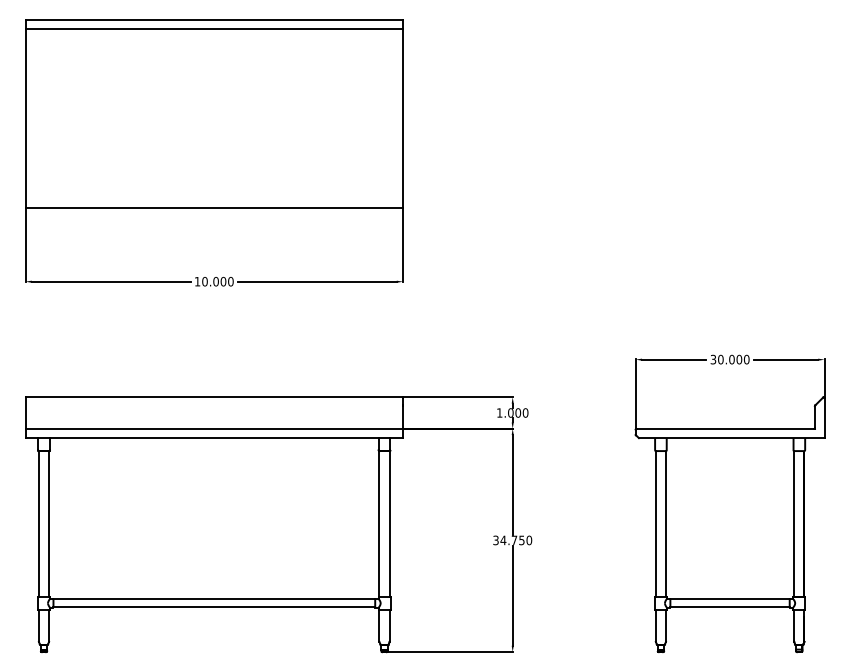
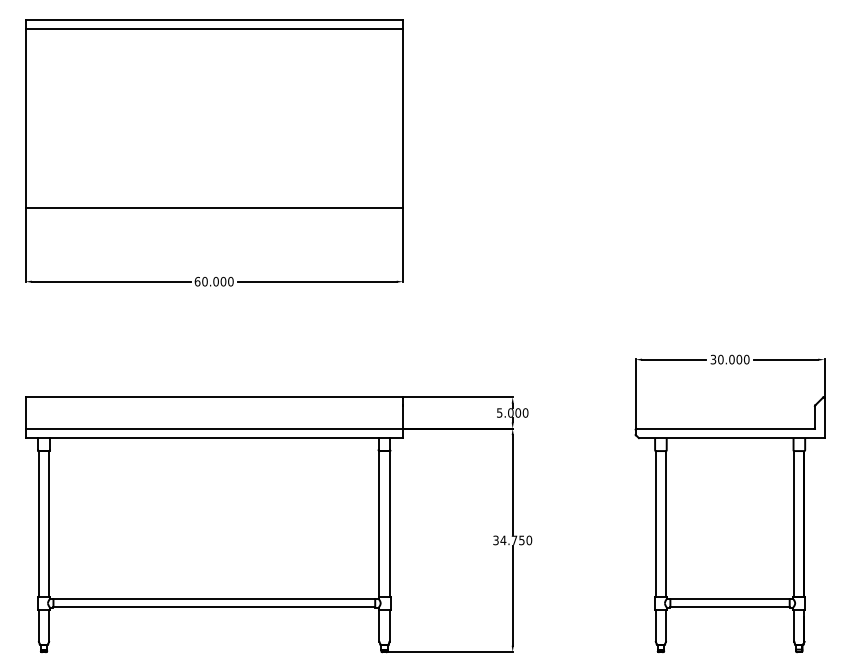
text: 10.000 -> 60.000 (197, 281)
text: 1.000 -> 5.000 (499, 412)
